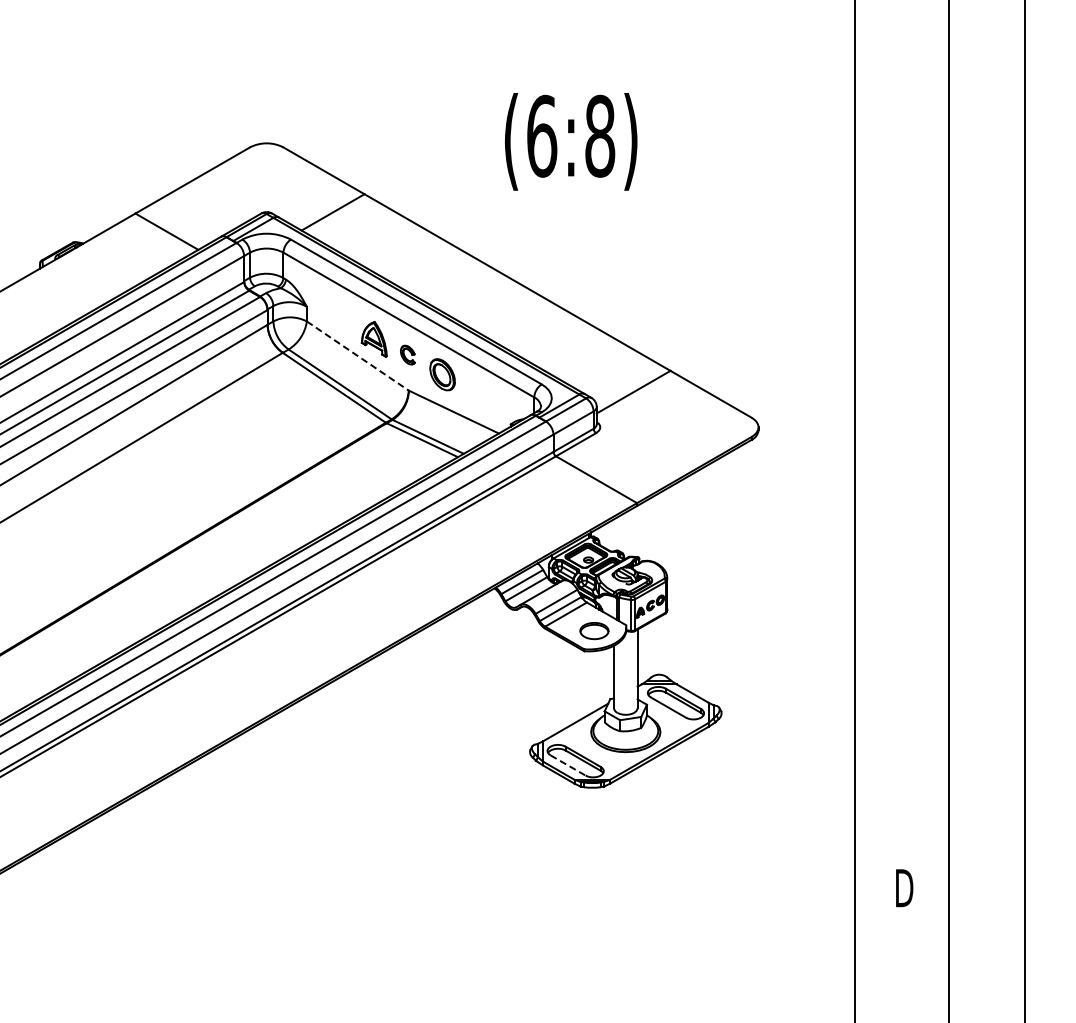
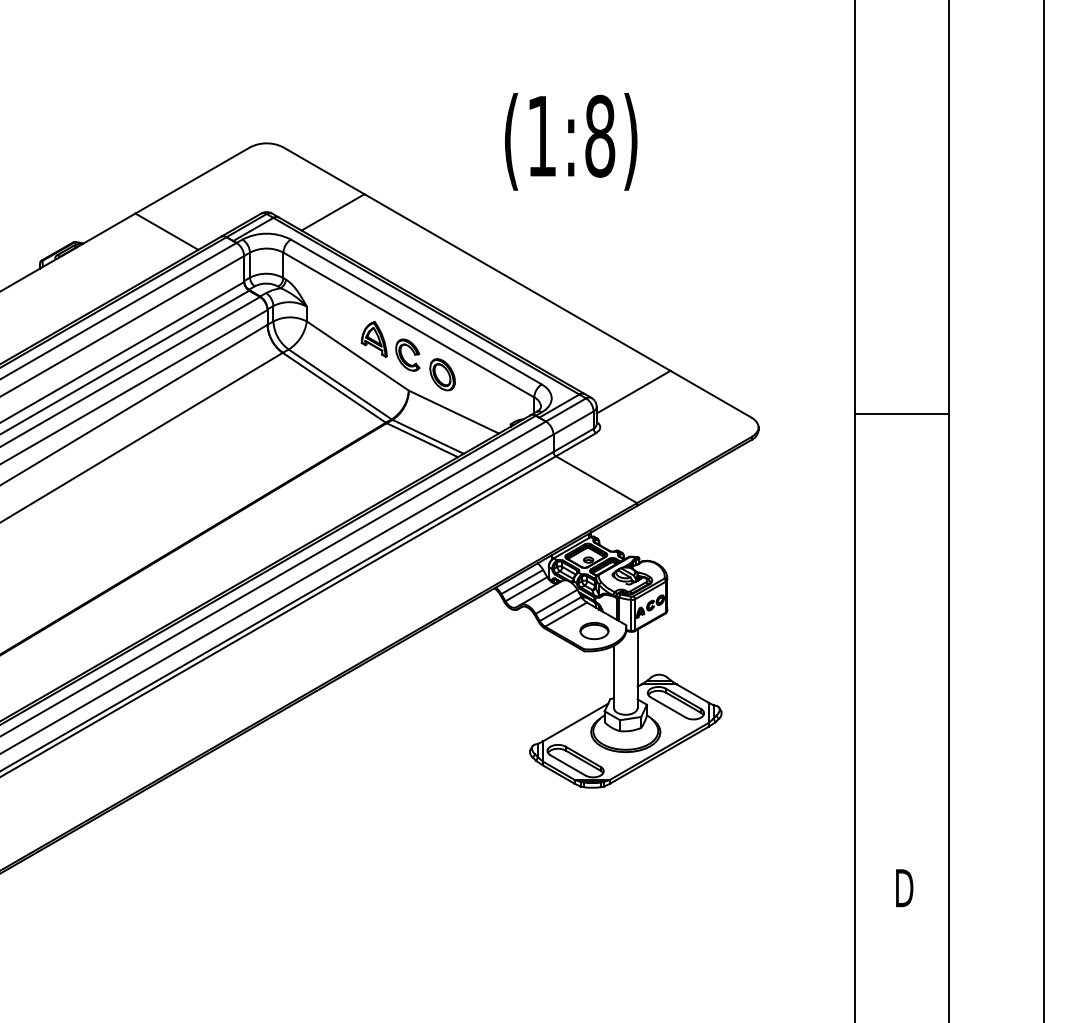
text: (6:8) -> (1:8) (542, 135)
part size: 16x22 px -> 26x34 px (407, 354)
line: dashed -> solid (357, 356)
line: none -> present (901, 414)
line position: (1024, 510) -> (1043, 510) (1043, 510)
line: dashed -> solid (568, 765)
